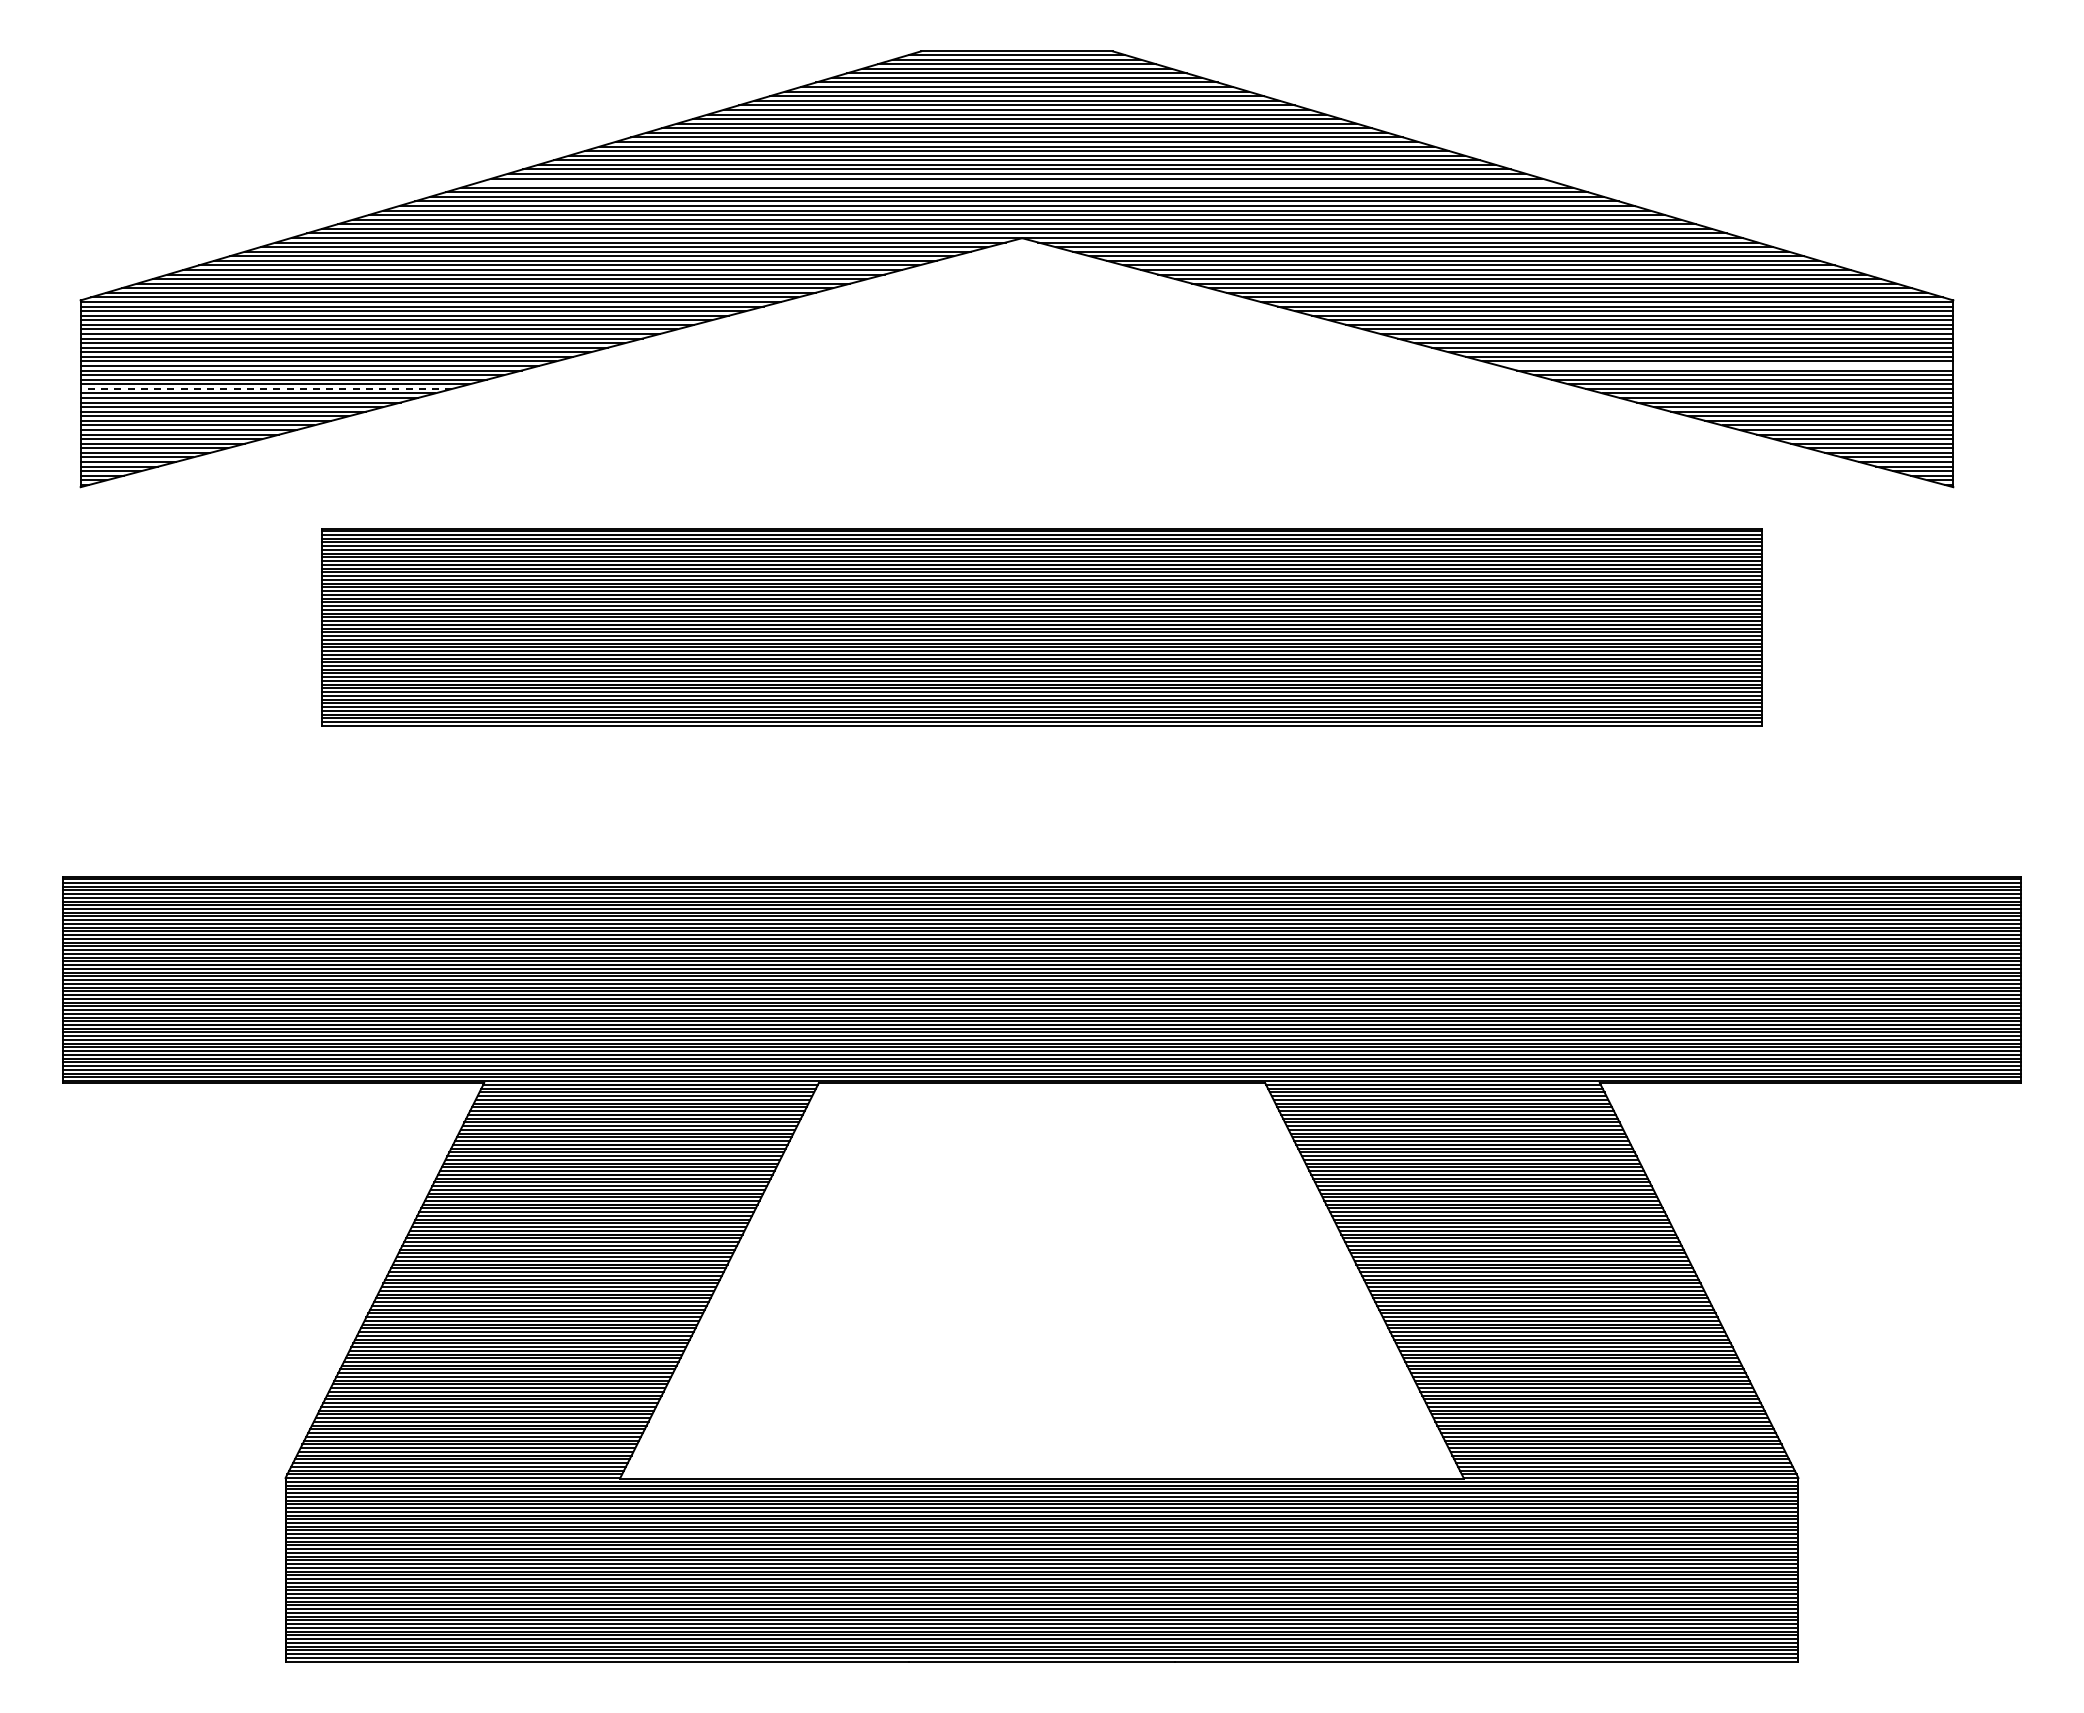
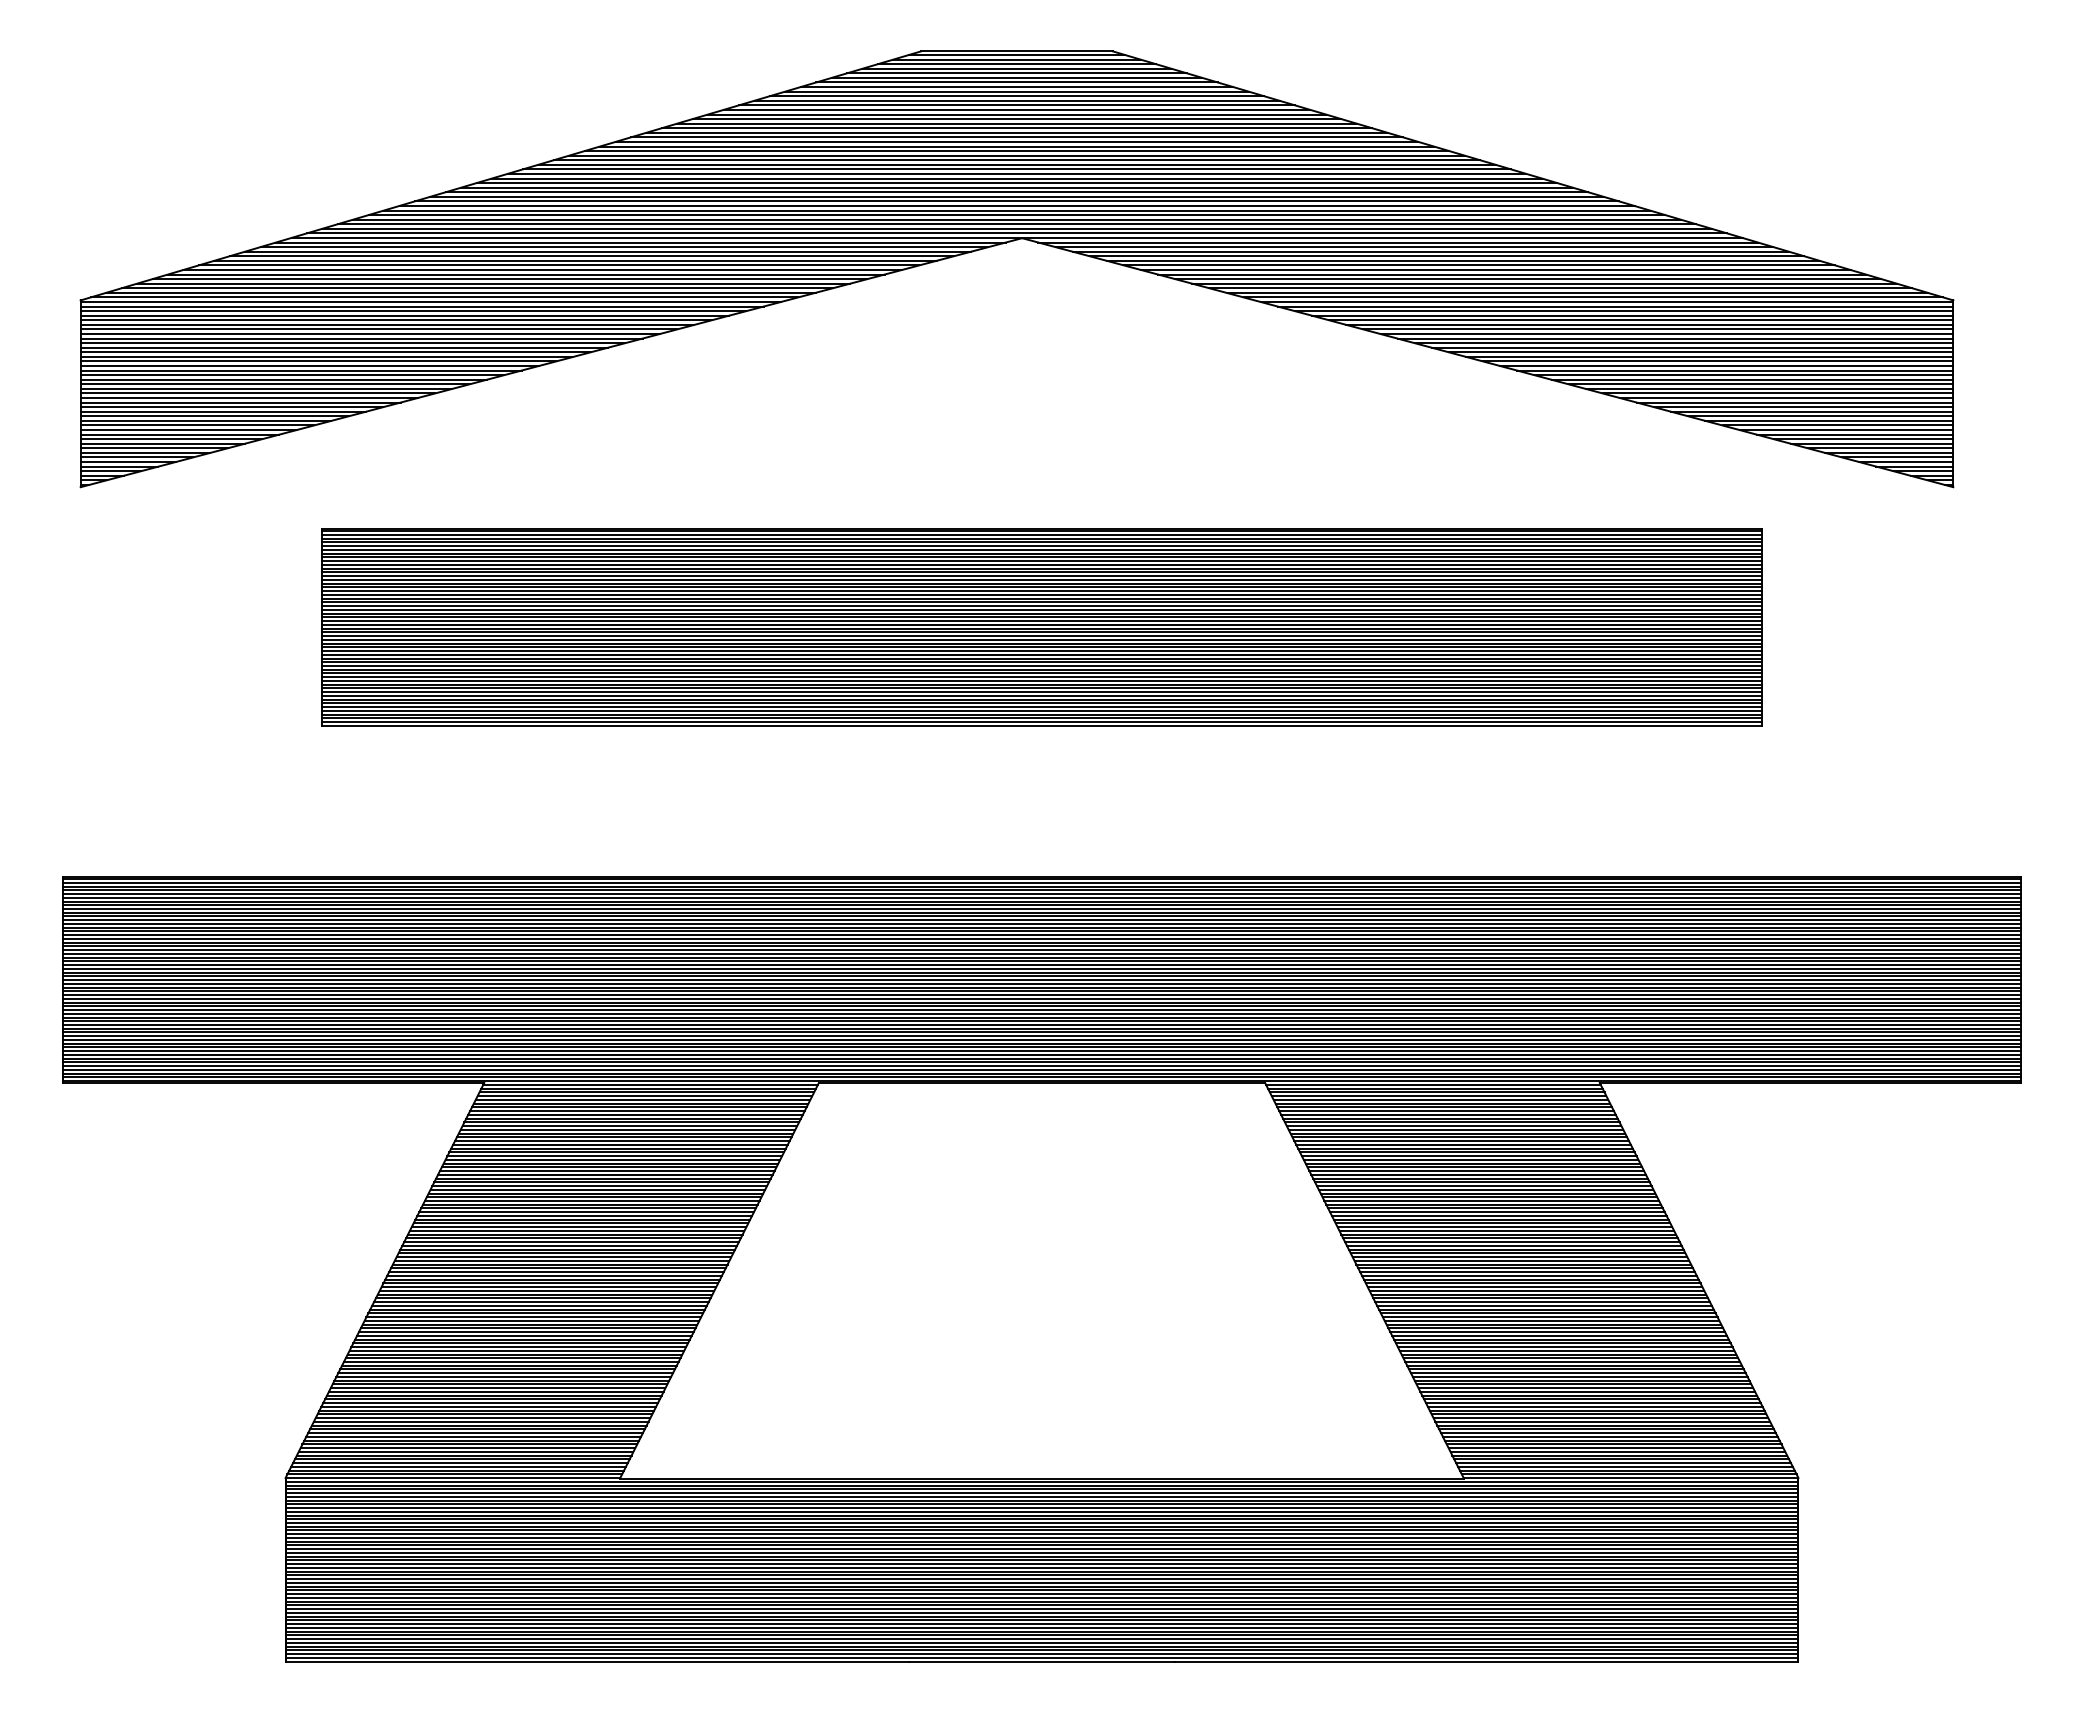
line: none -> present (1016, 183)
line: none -> present (1726, 366)
line: dashed -> solid (266, 388)
